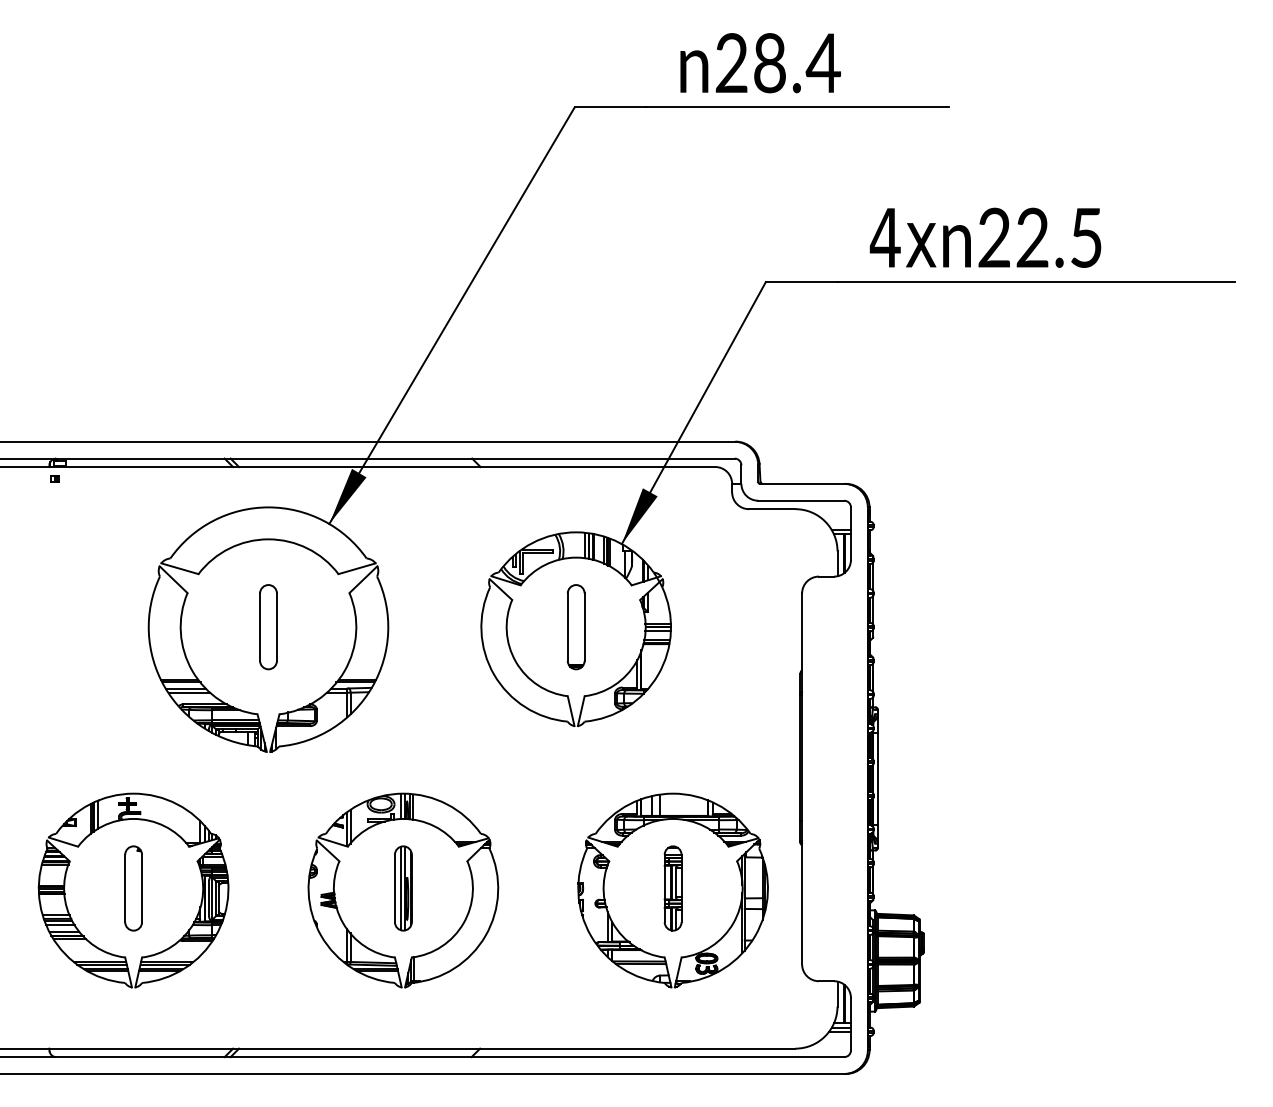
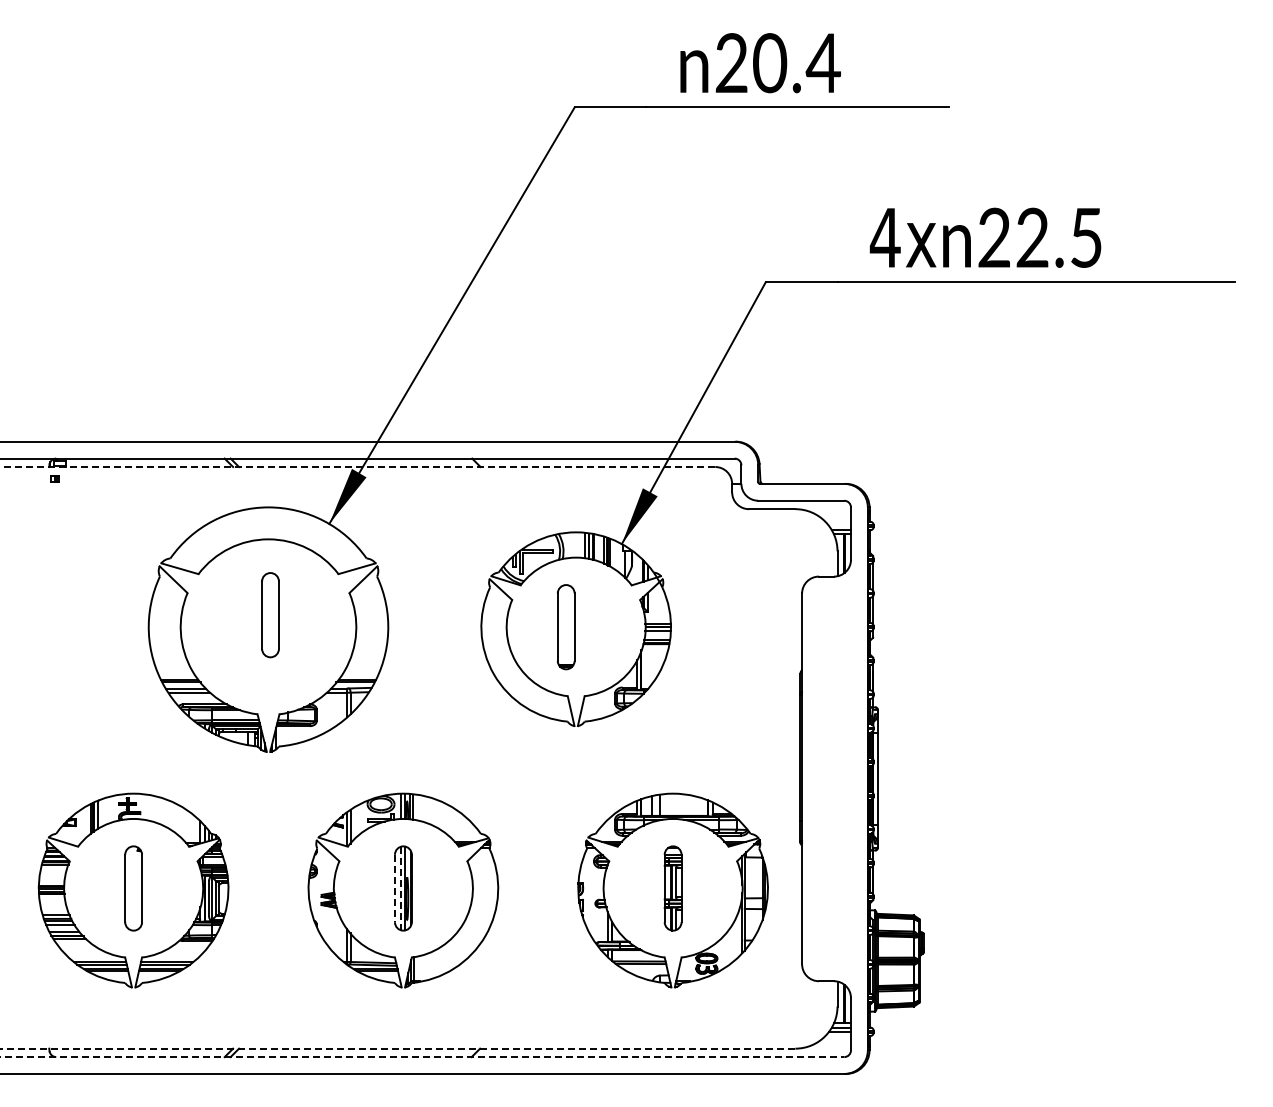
text: 28.4 -> 20.4 (770, 63)
line: solid -> dashed (357, 467)
part position: (268, 627) -> (270, 615) (270, 615)
part position: (575, 627) -> (565, 627) (565, 627)
line: solid -> dashed (394, 888)
line: solid -> dashed (400, 888)
line: solid -> dashed (397, 1048)
line: solid -> dashed (422, 1057)
